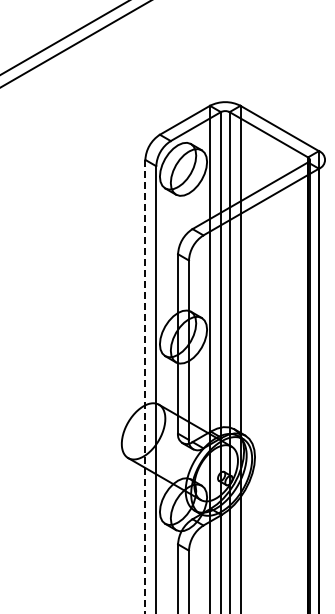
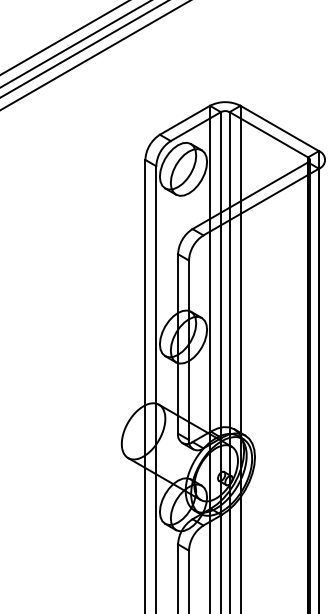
line: none -> present (83, 49)
line: none -> present (94, 55)
line: dashed -> solid (145, 386)
